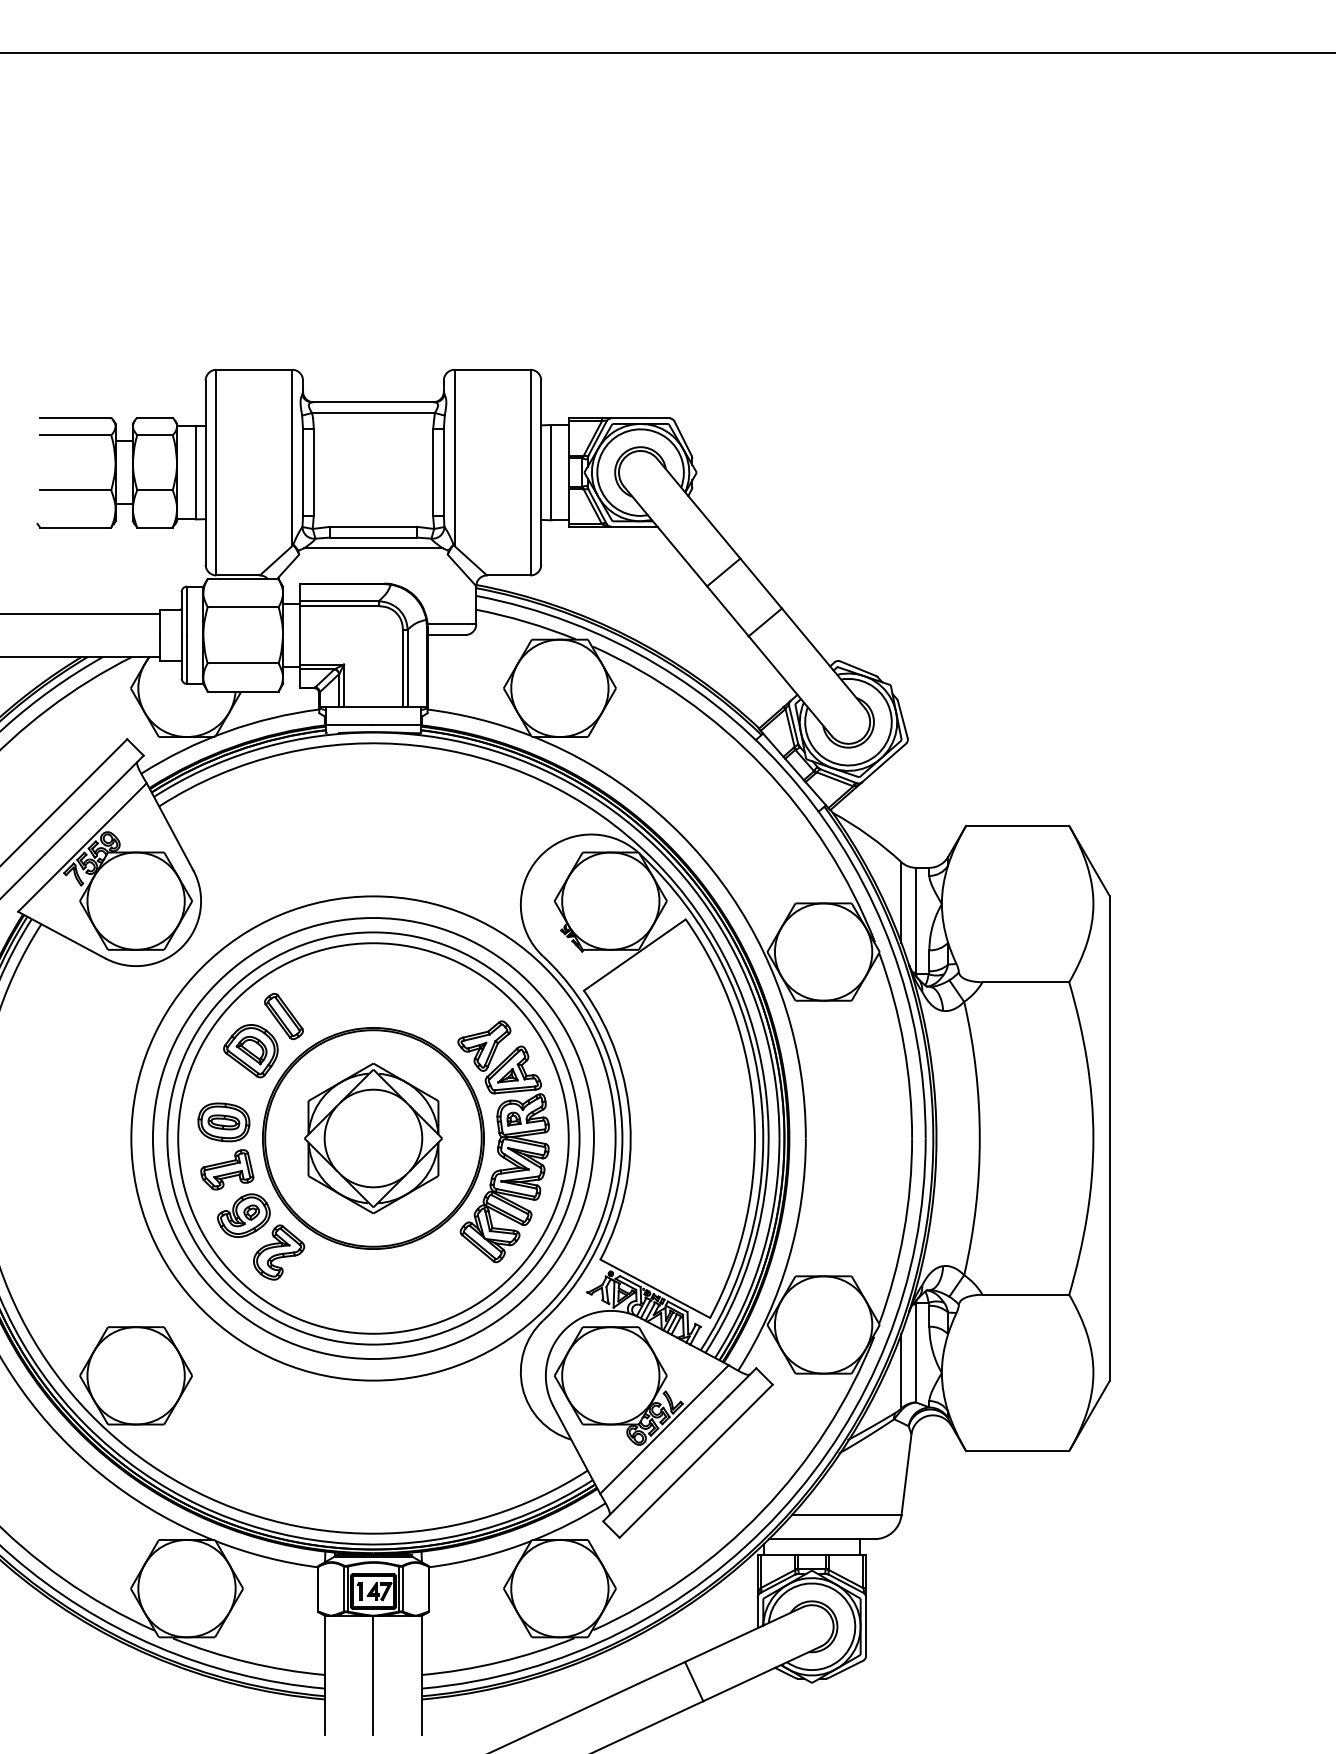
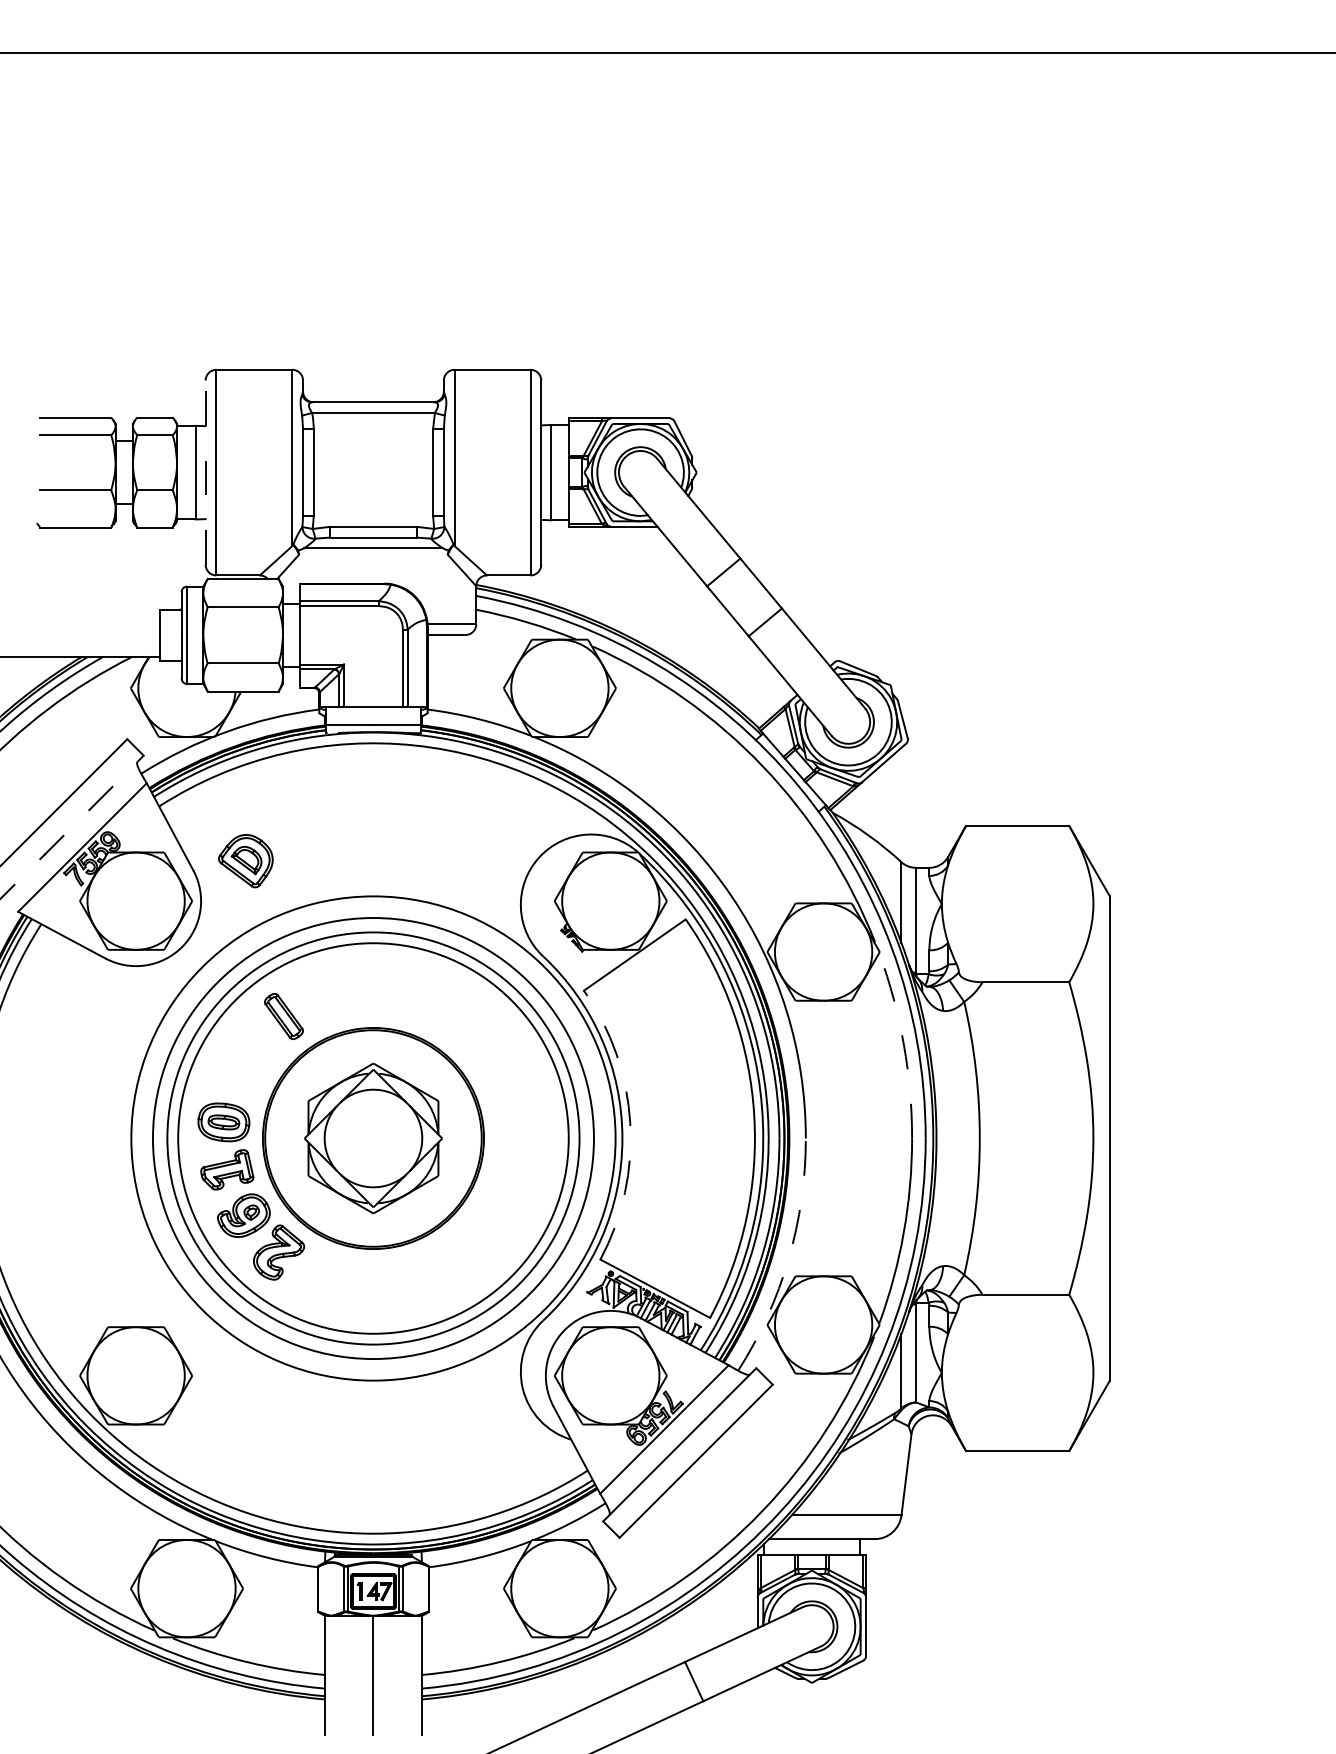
line: solid -> dashed (205, 472)
line: present -> none (81, 613)
line: solid -> dashed (72, 826)
arc: solid -> dashed (903, 1044)
part position: (250, 1051) -> (245, 861) (245, 861)
arc: solid -> dashed (630, 1122)
part: present -> none (503, 1141)
arc: solid -> dashed (788, 1259)
